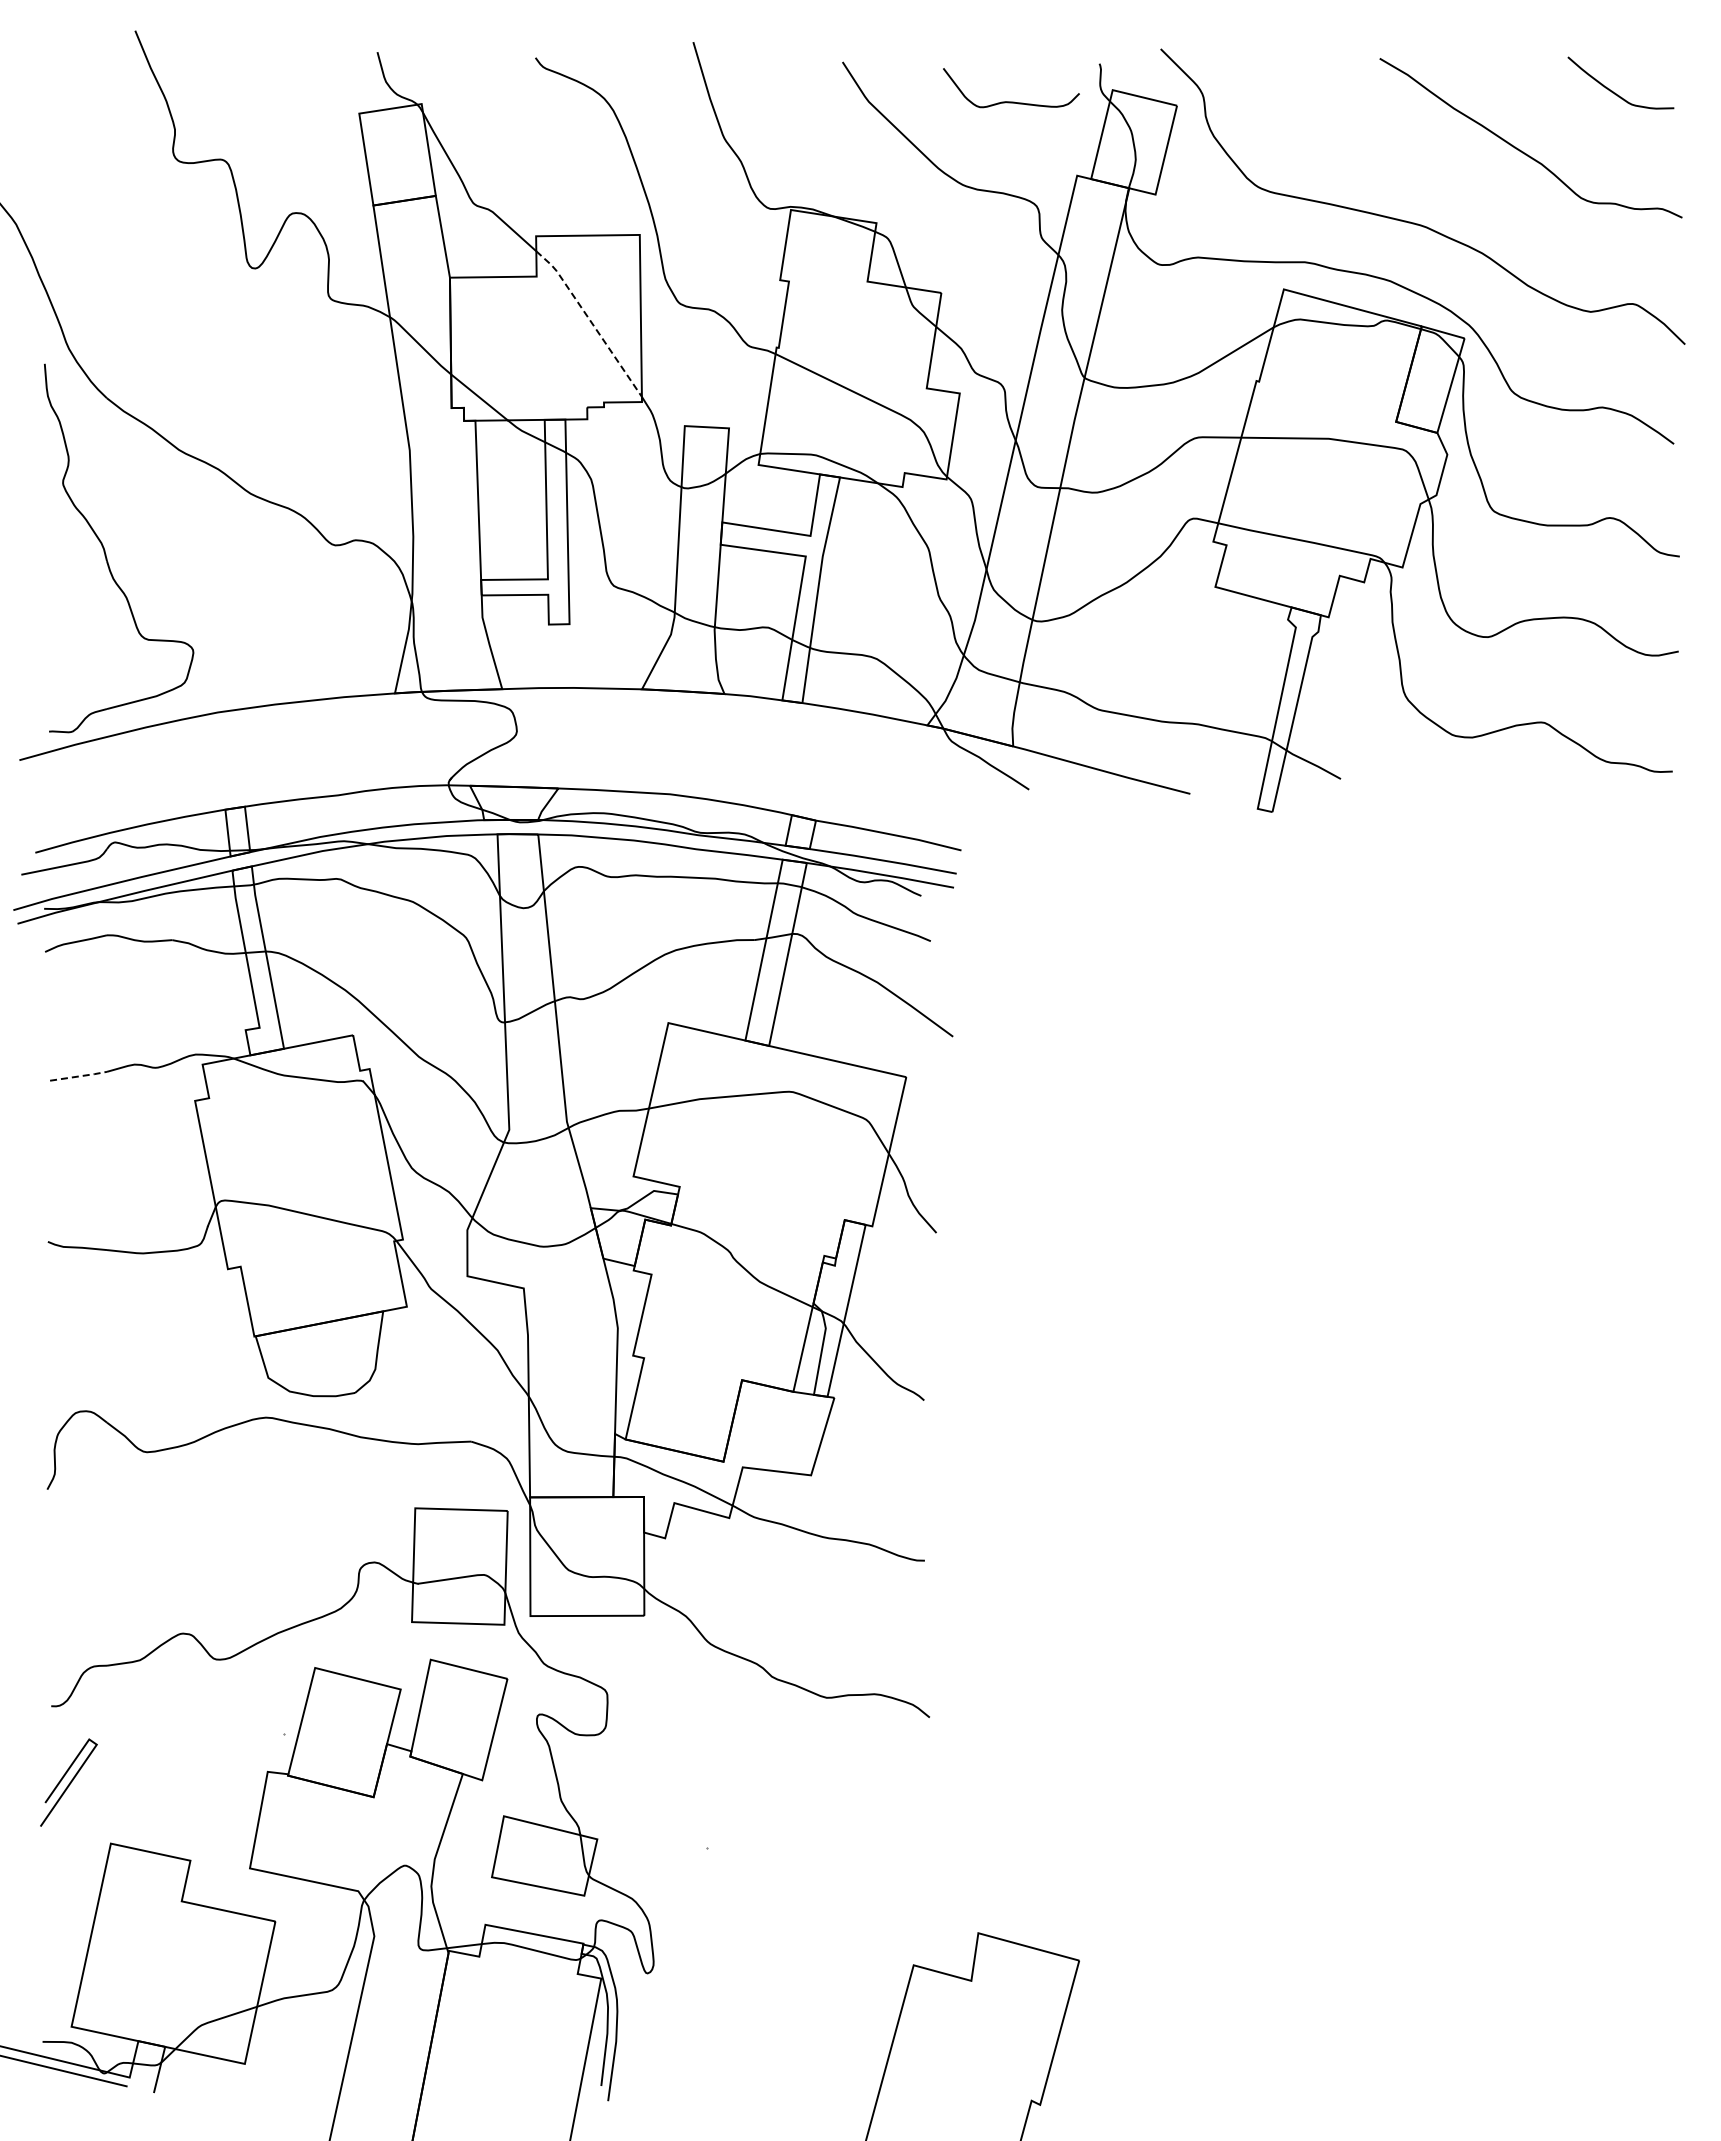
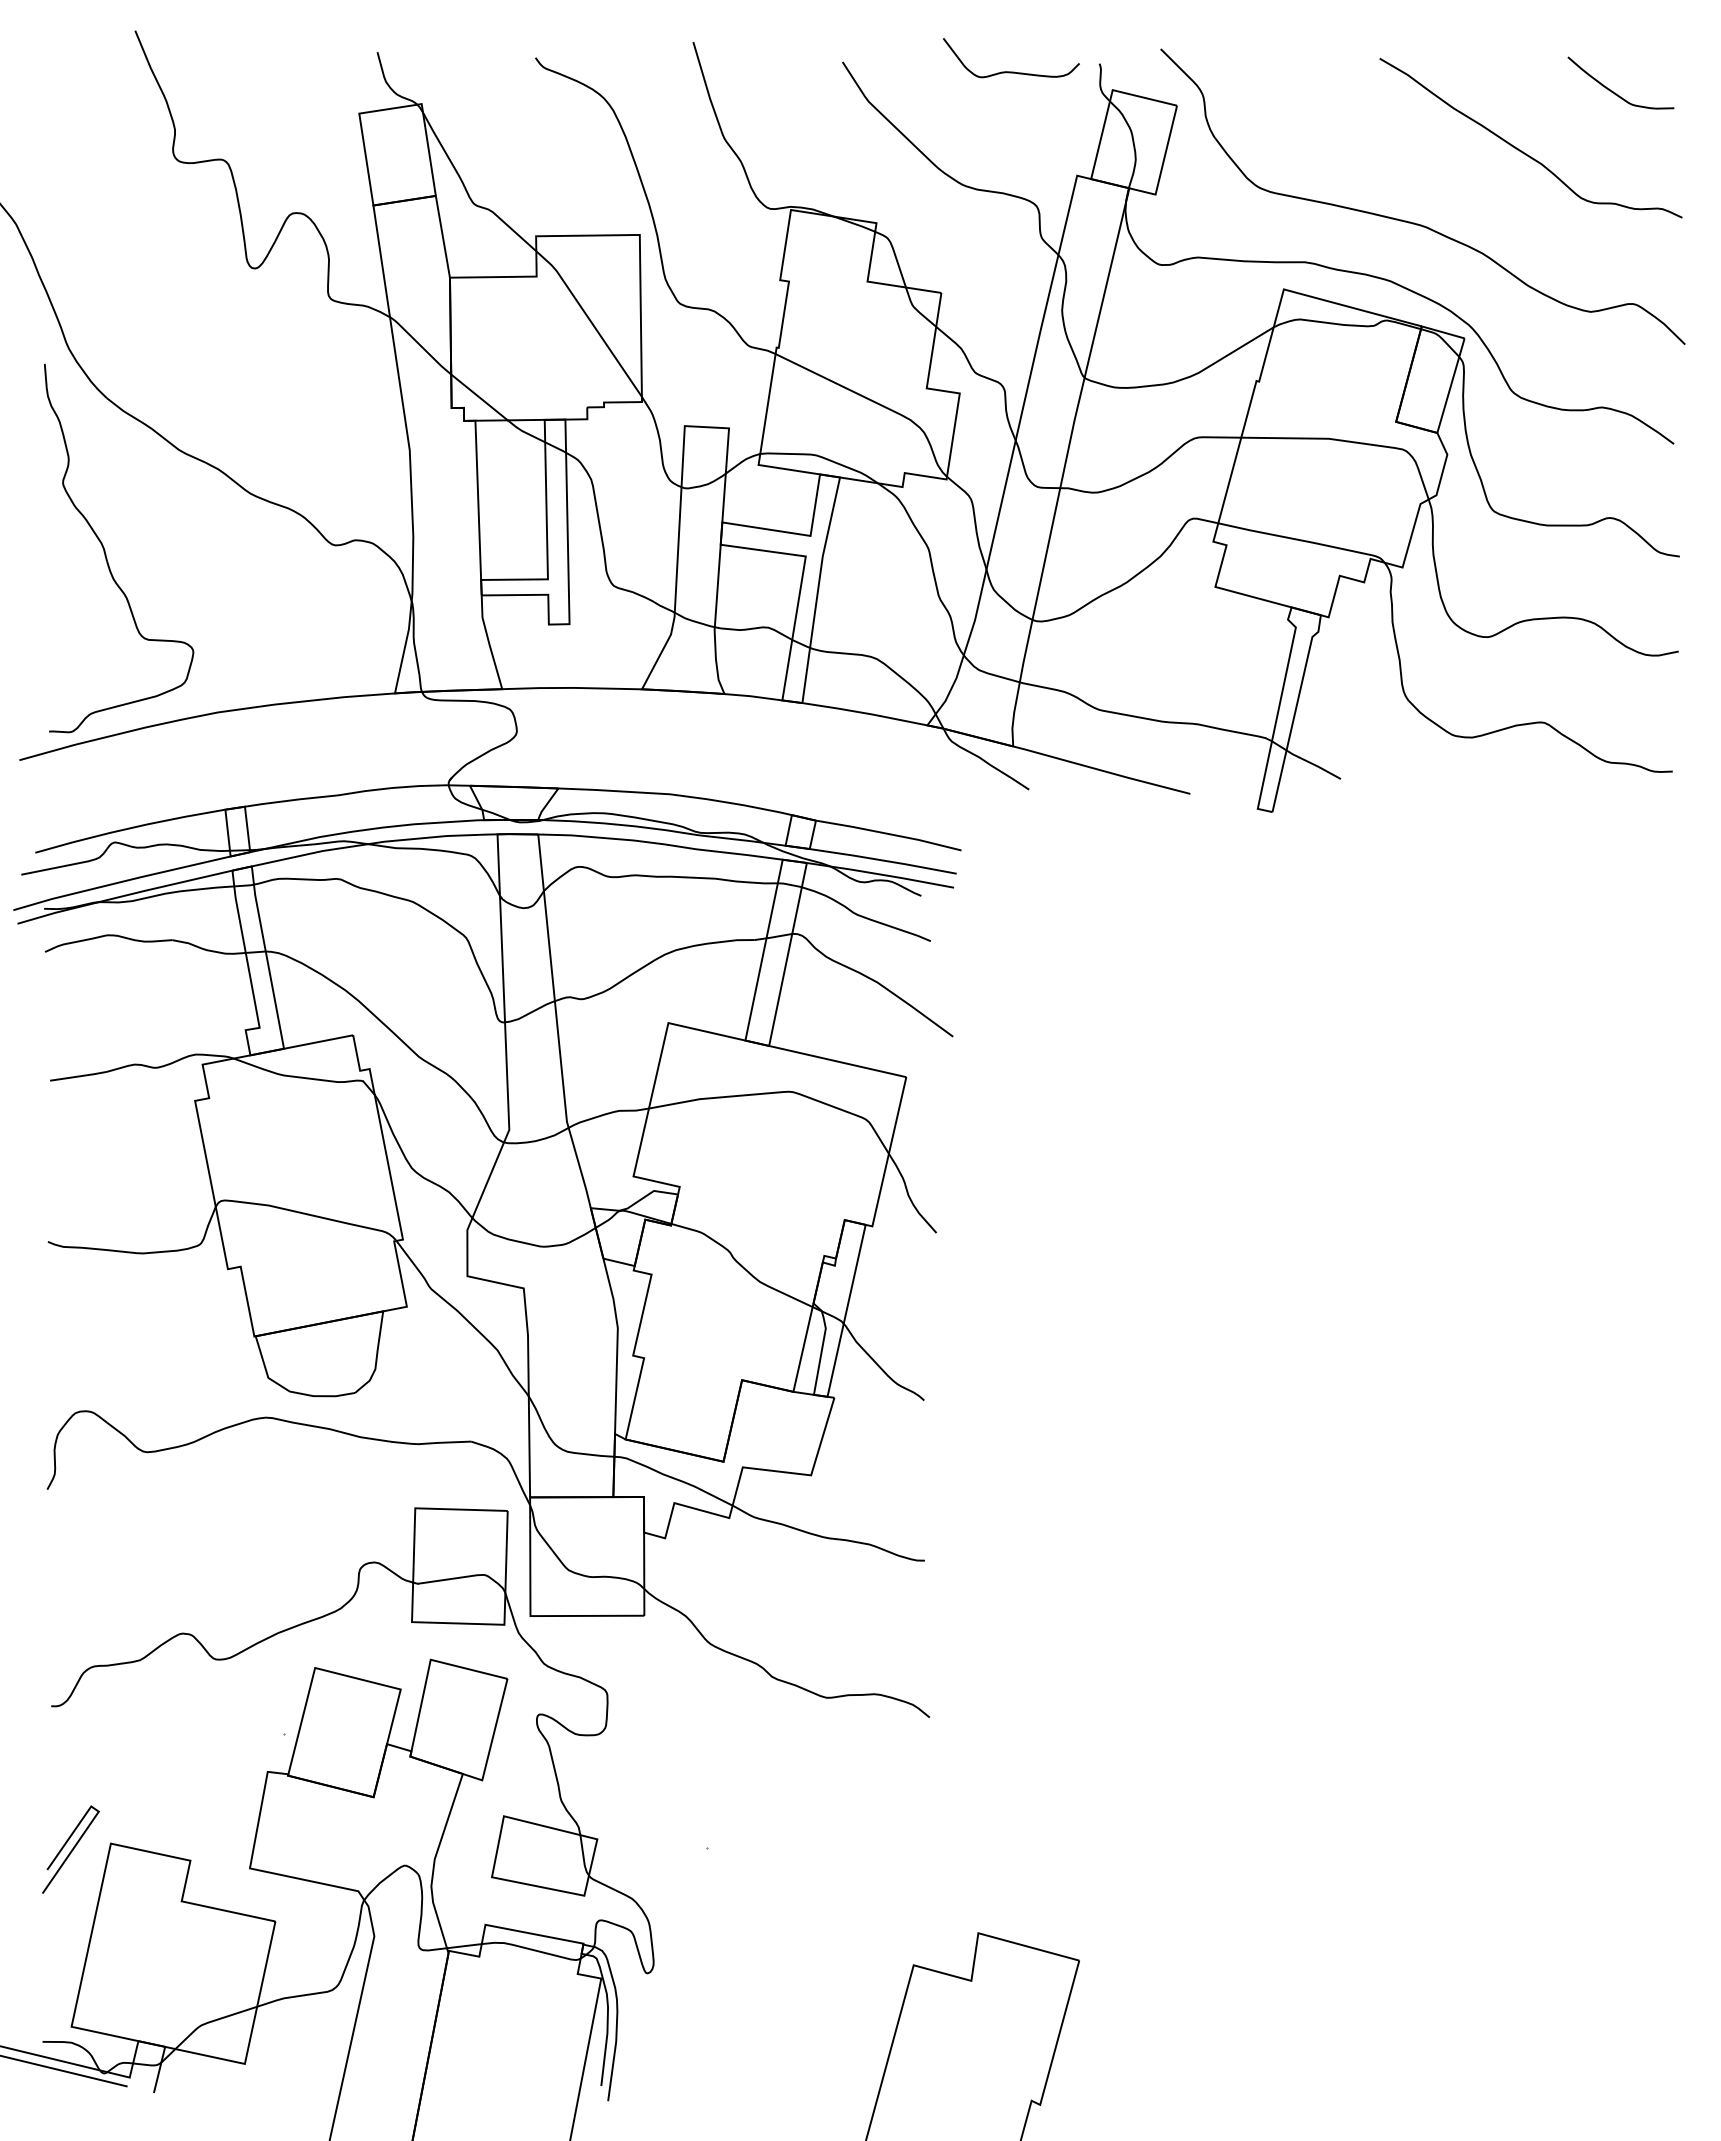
curve position: (1011, 101) -> (1011, 71) (1011, 71)
line: dashed -> solid (590, 320)
line: dashed -> solid (79, 1076)
curve position: (69, 1782) -> (71, 1849) (71, 1849)
